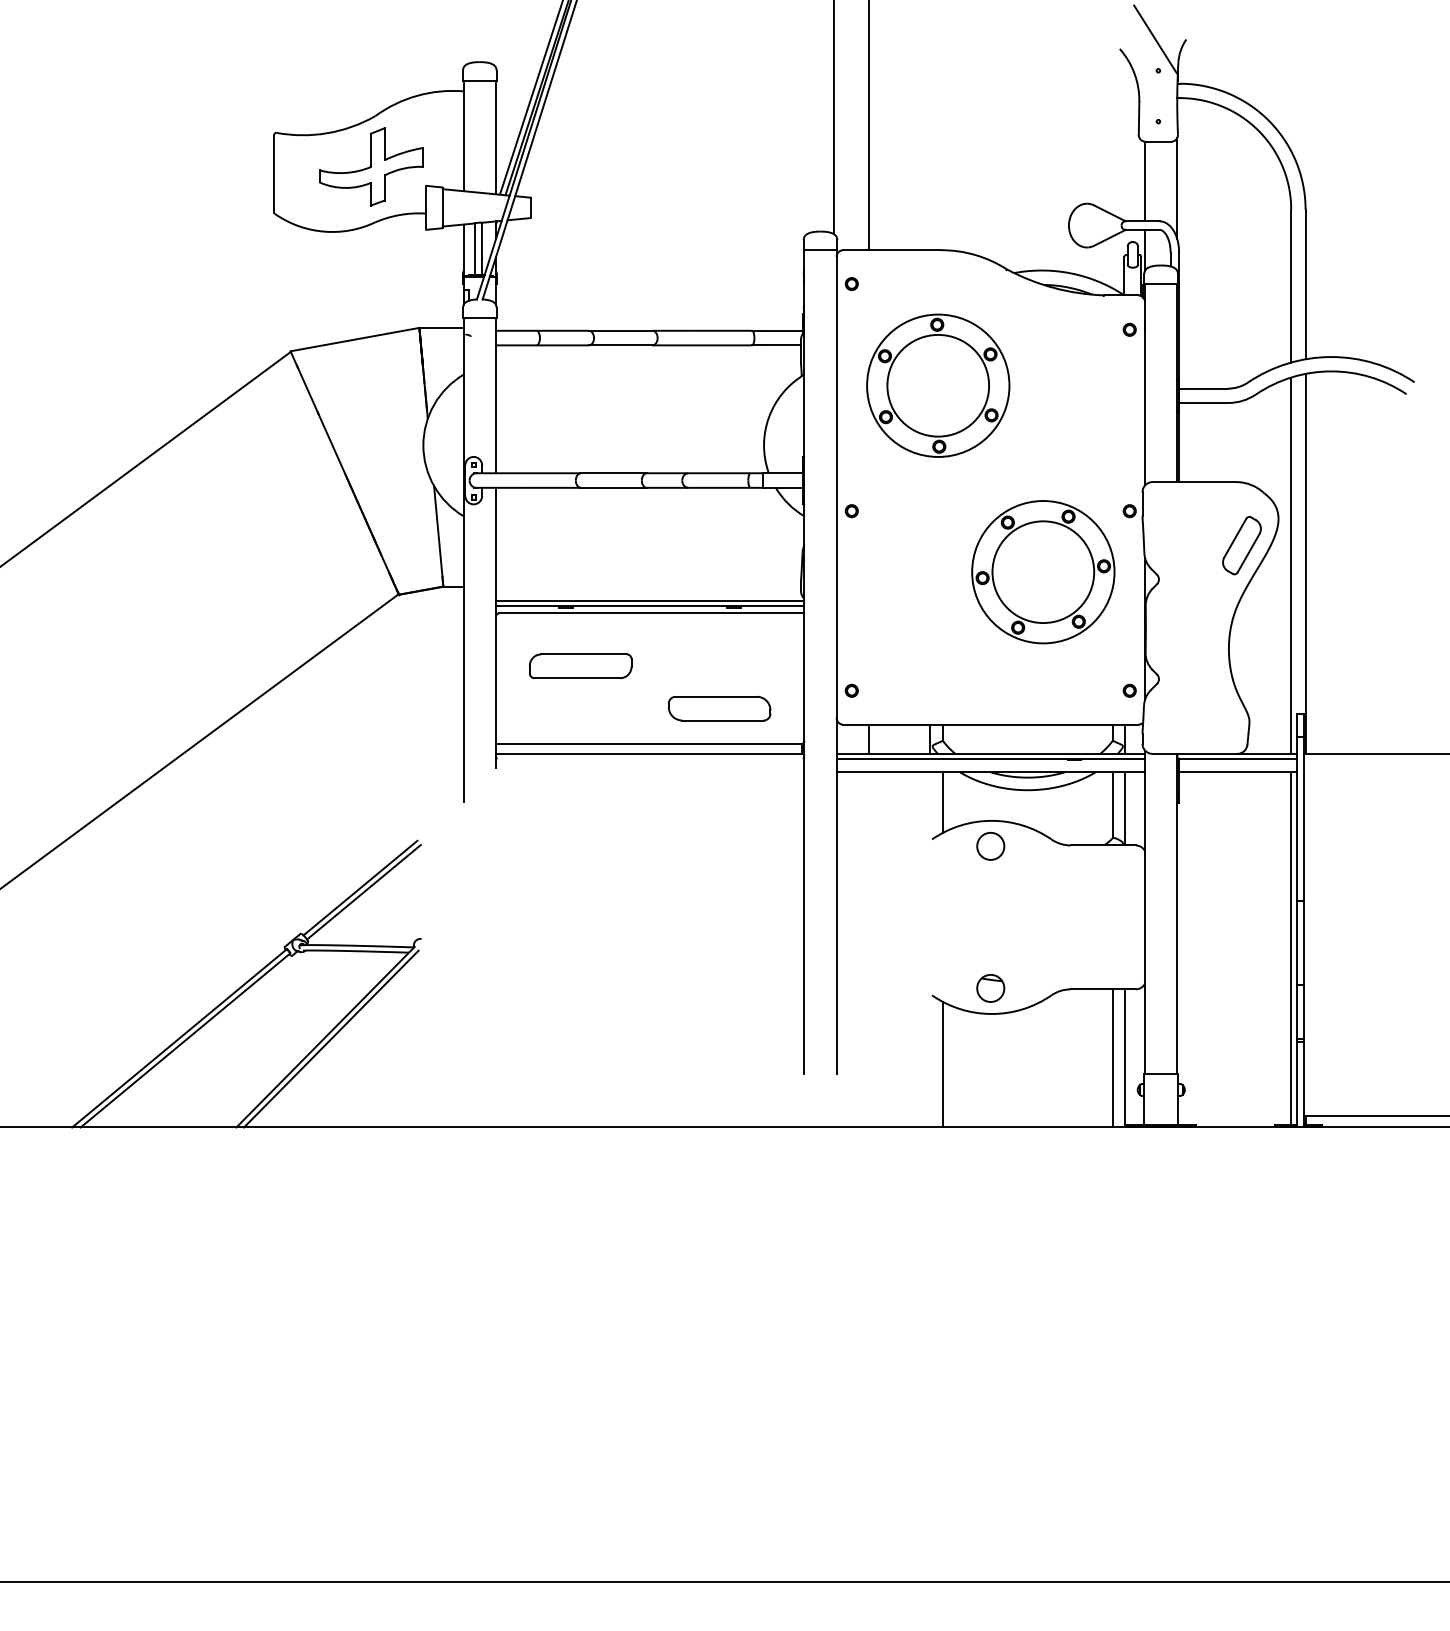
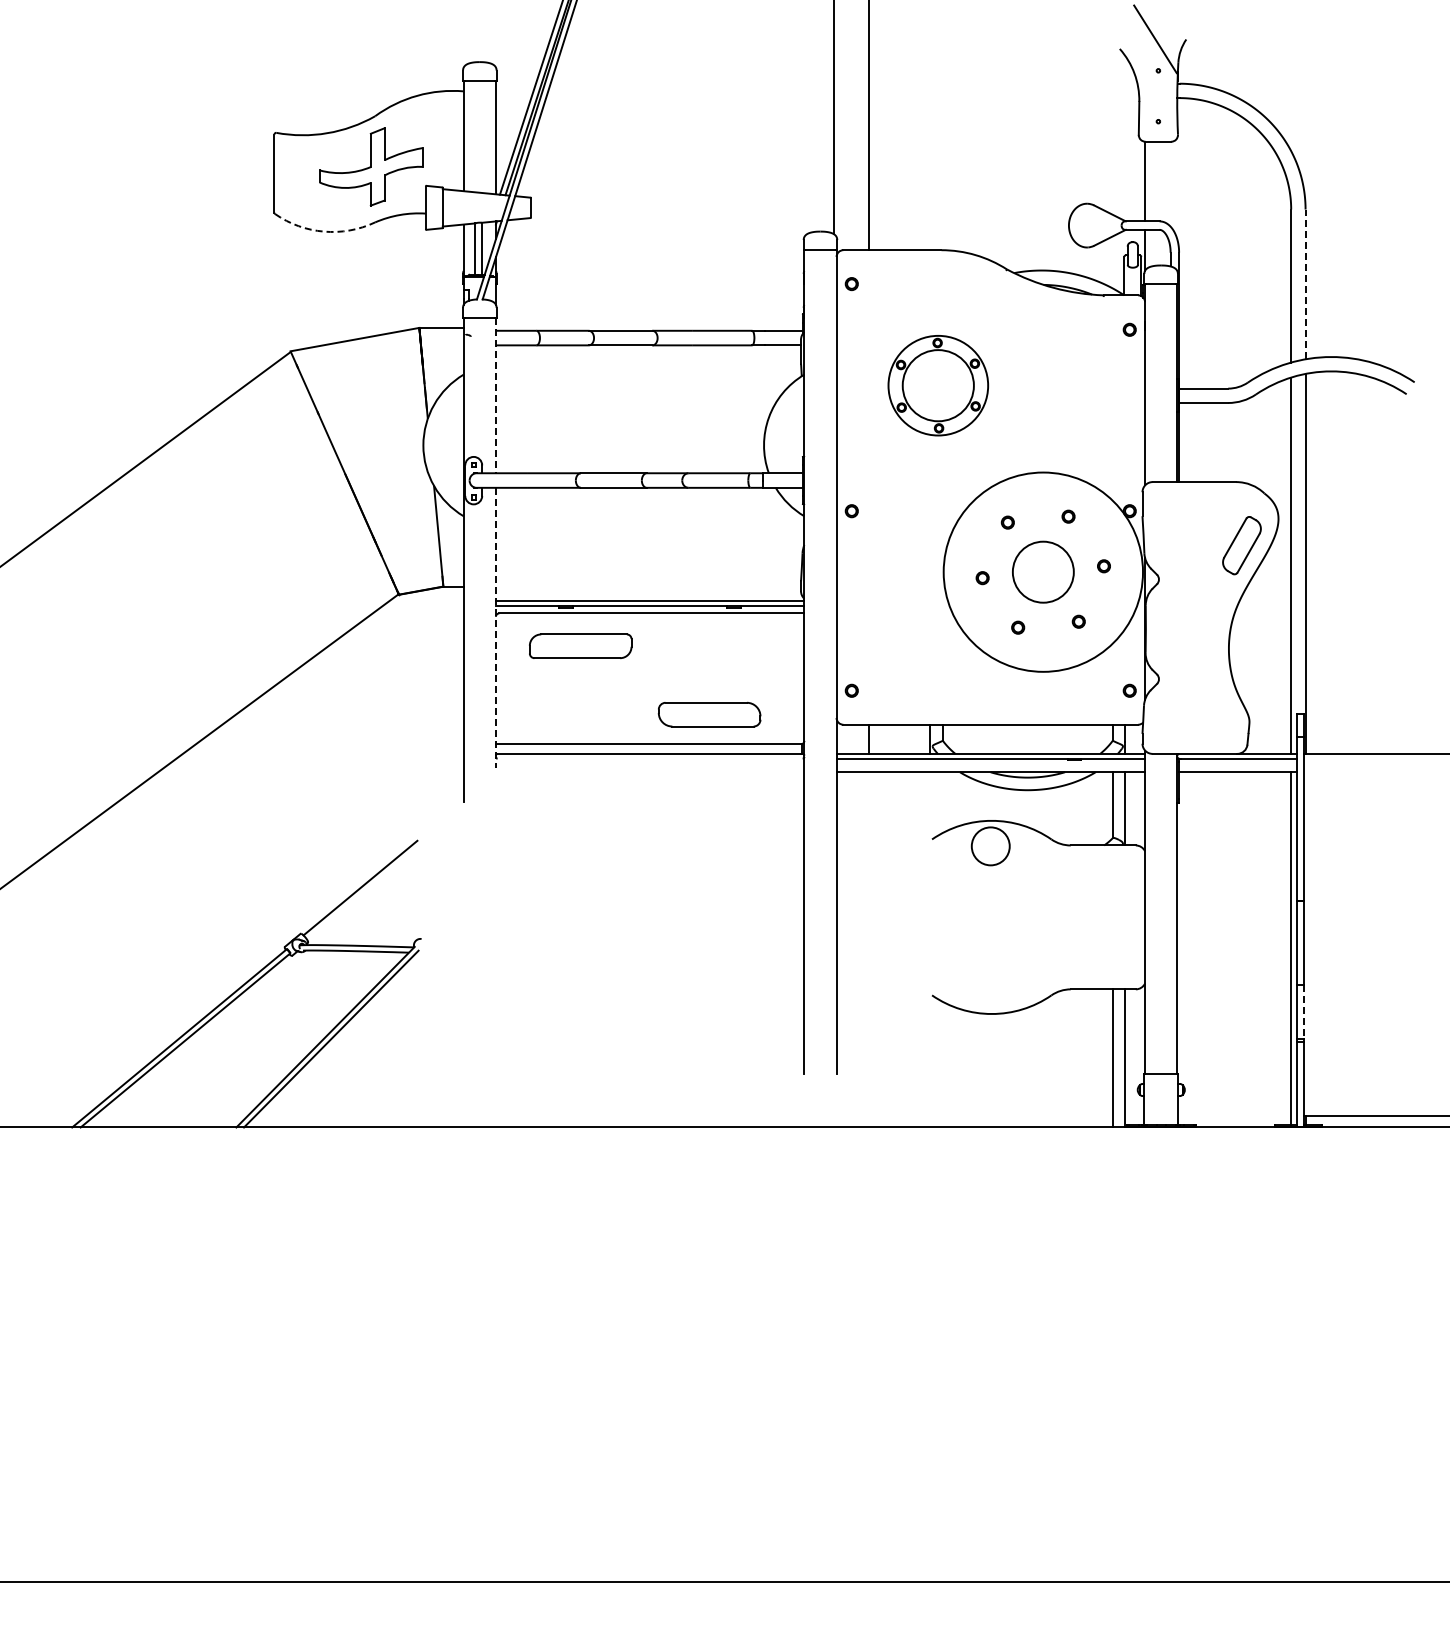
line: present -> none (1177, 188)
arc: solid -> dashed (324, 231)
line: solid -> dashed (1305, 284)
part size: 145x145 px -> 103x102 px (938, 385)
line: solid -> dashed (495, 395)
circle diameter: 102 px -> 61 px (1042, 571)
circle diameter: 142 px -> 199 px (1043, 571)
line: solid -> dashed (495, 627)
part position: (580, 666) -> (580, 646) (580, 646)
part position: (719, 708) -> (709, 714) (709, 714)
line: present -> none (943, 802)
circle diameter: 27 px -> 38 px (990, 846)
line: present -> none (363, 892)
part: present -> none (990, 988)
line: solid -> dashed (1303, 1012)
line: present -> none (943, 1064)
